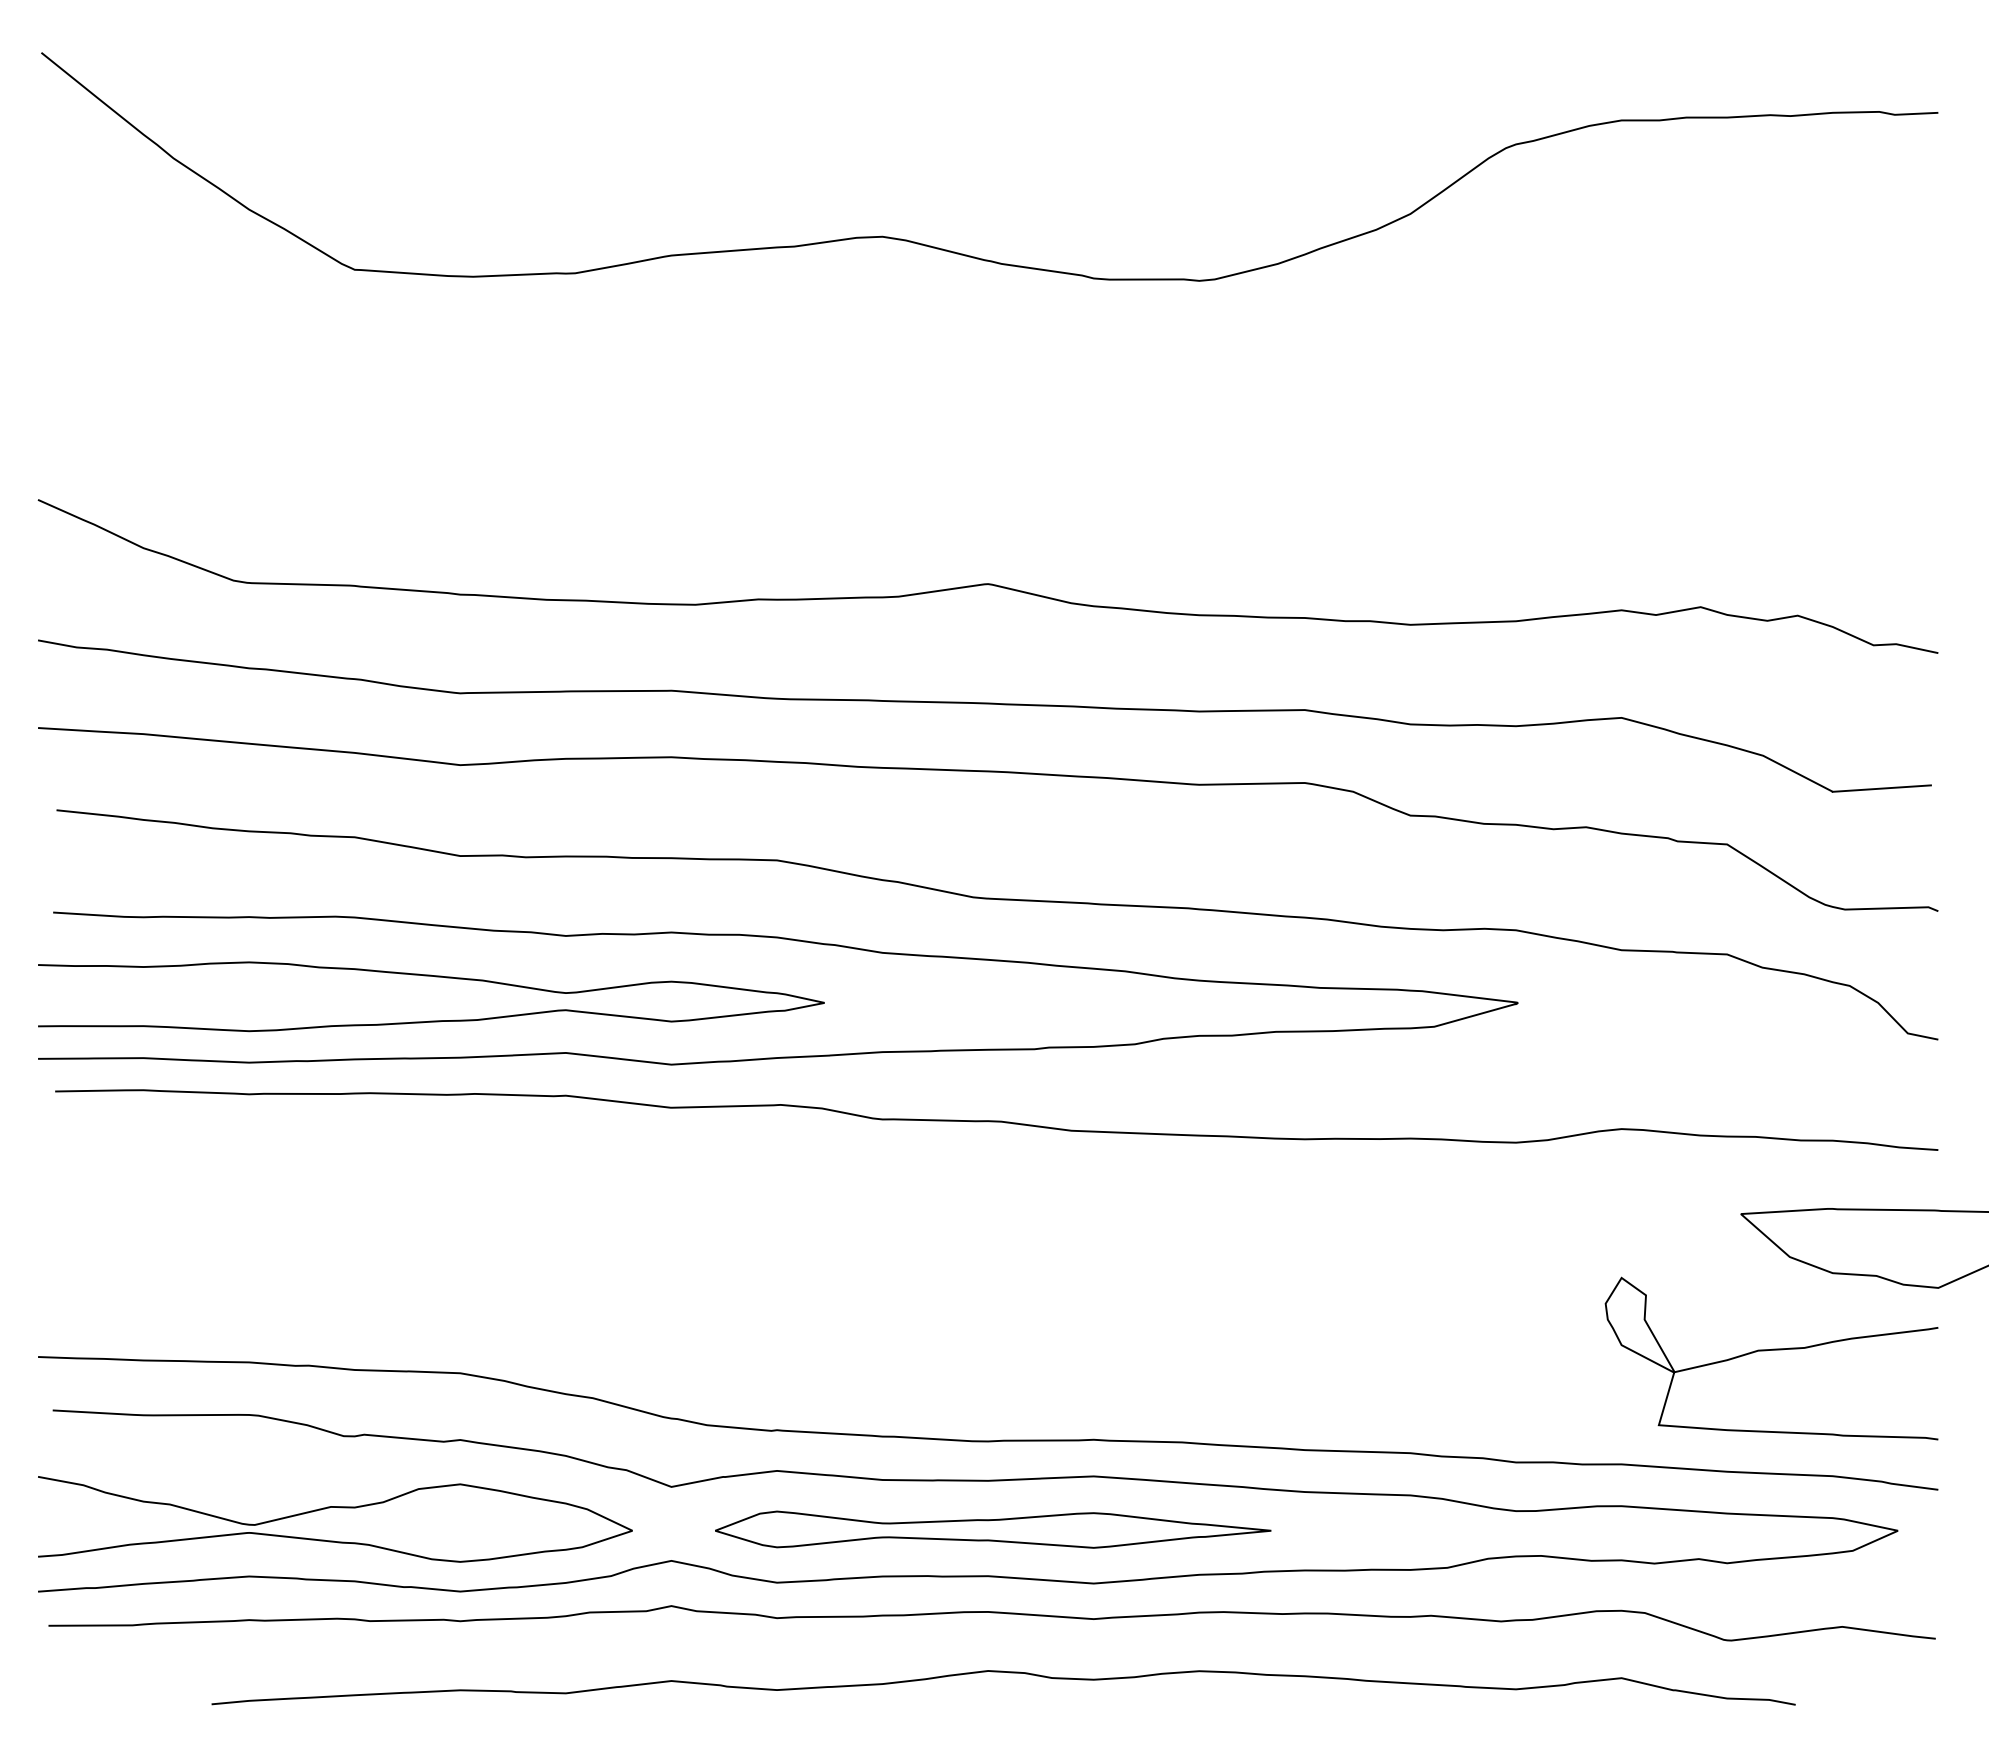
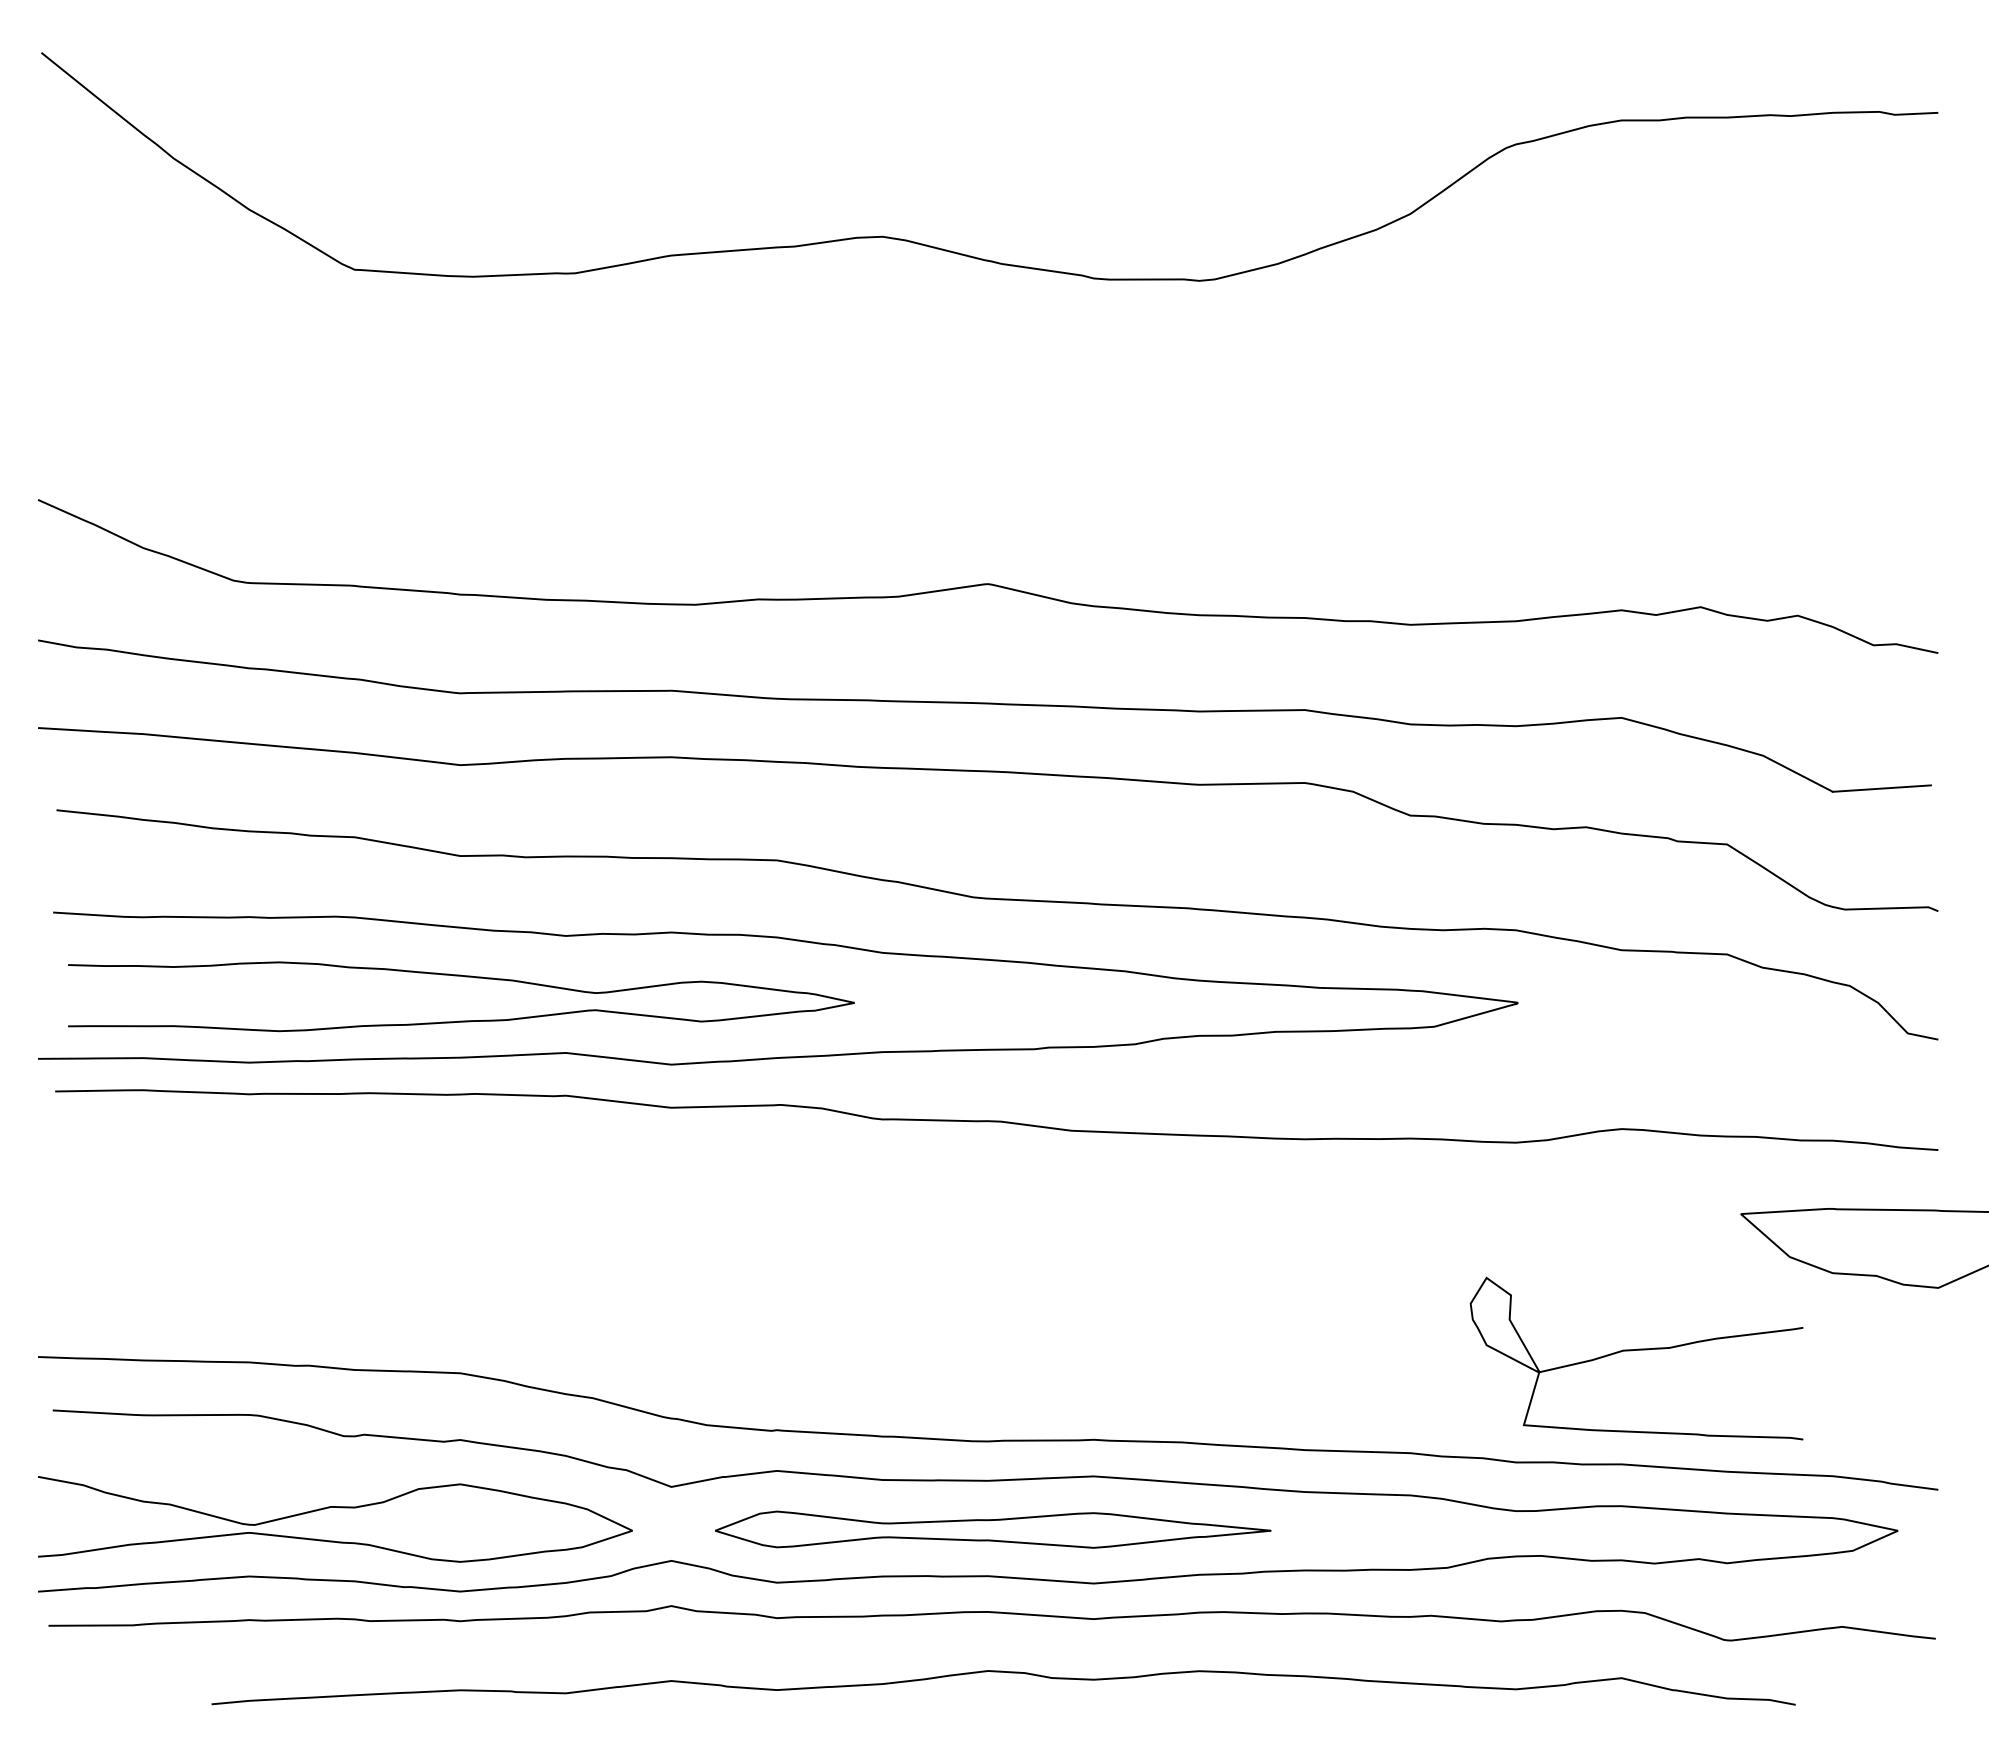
curve position: (435, 977) -> (465, 977) (465, 977)
curve position: (1771, 1350) -> (1636, 1350) (1636, 1350)
